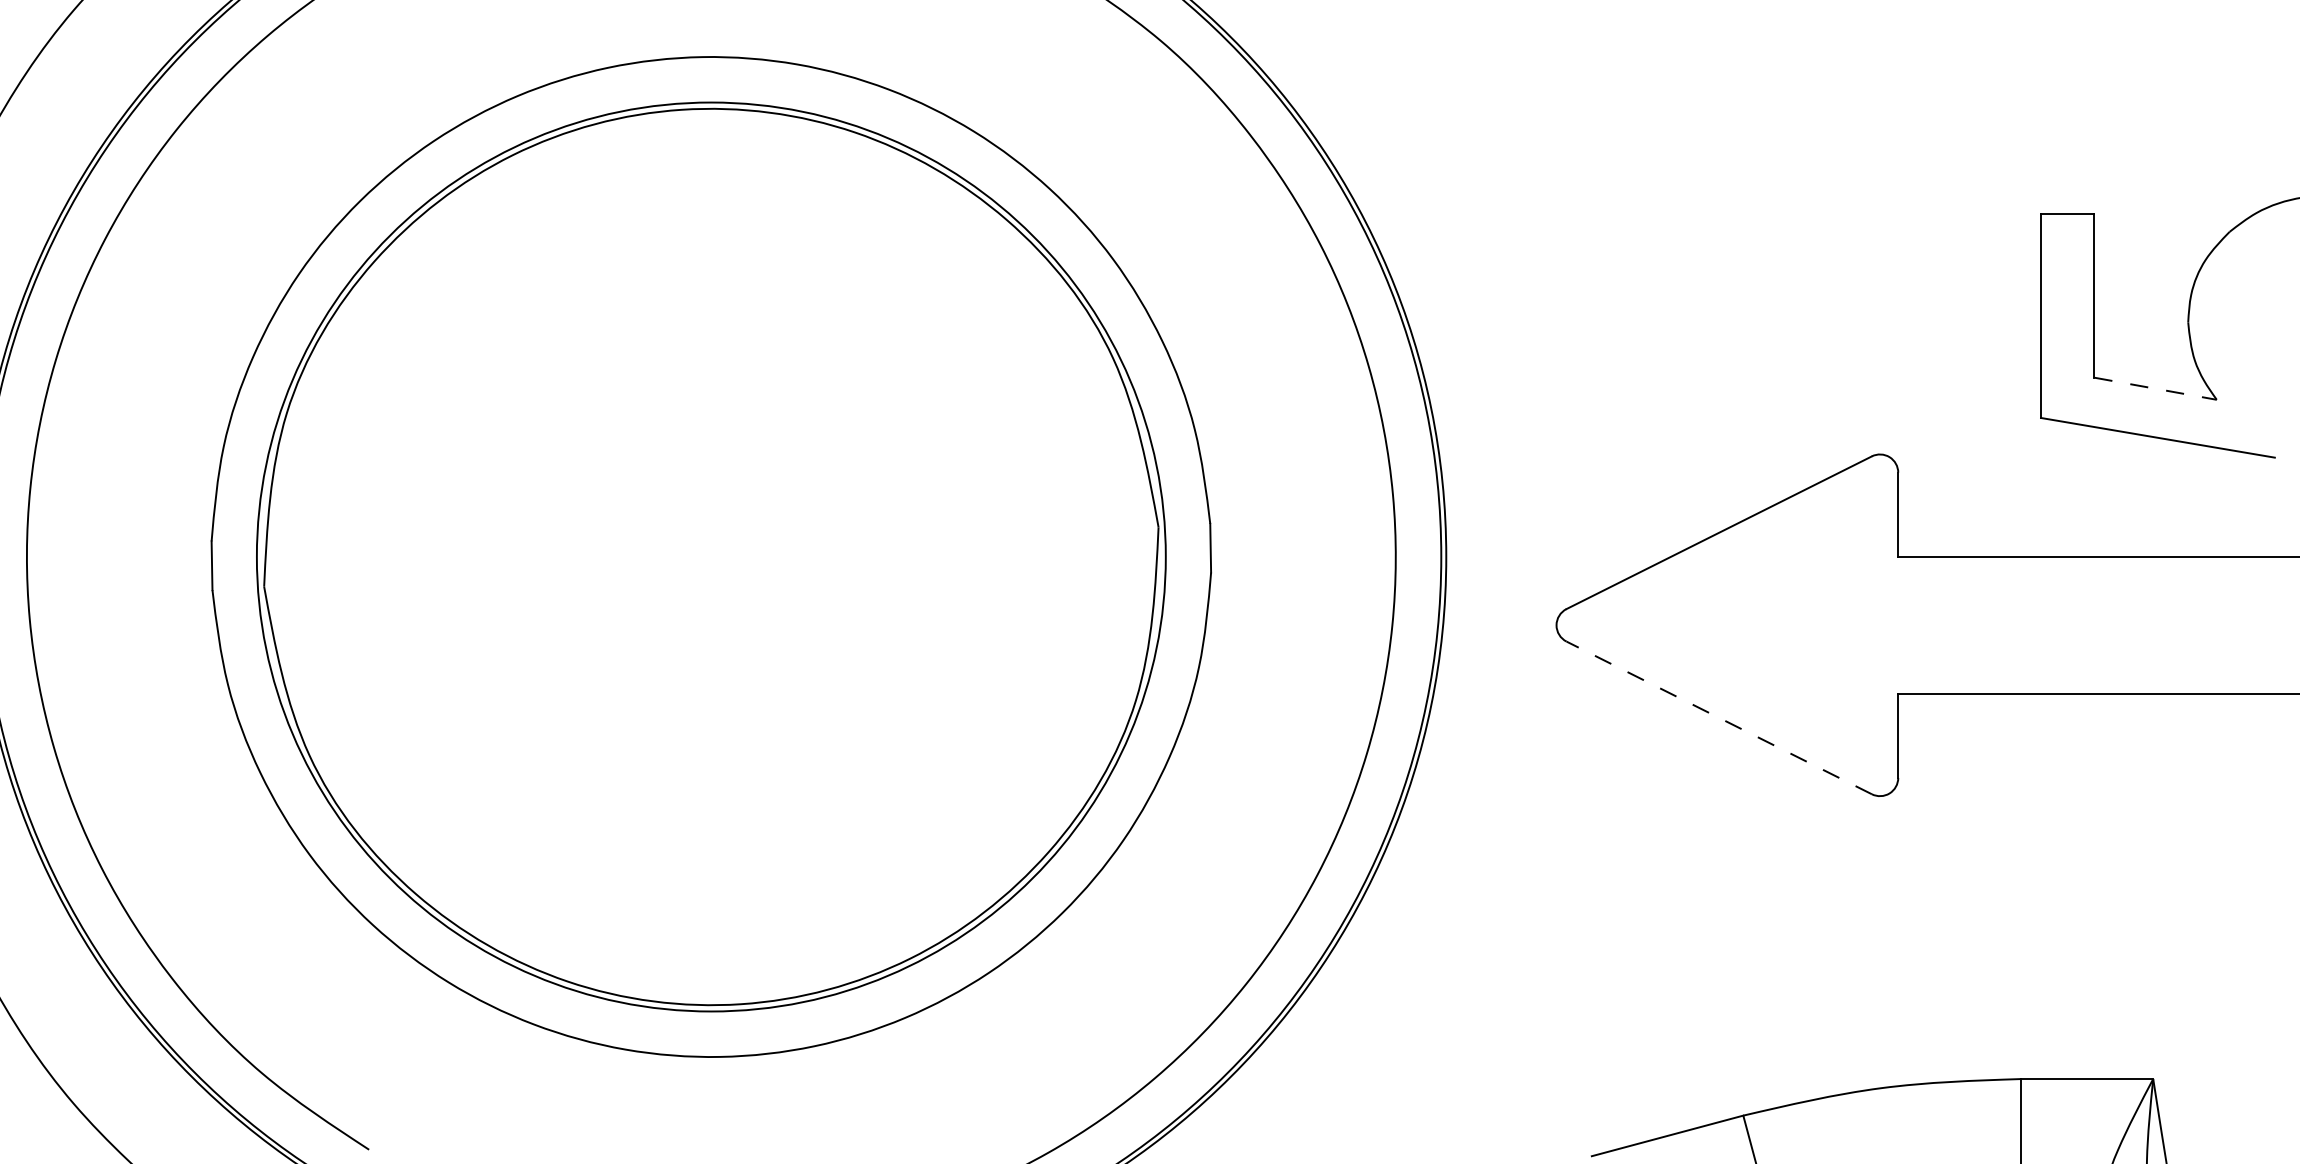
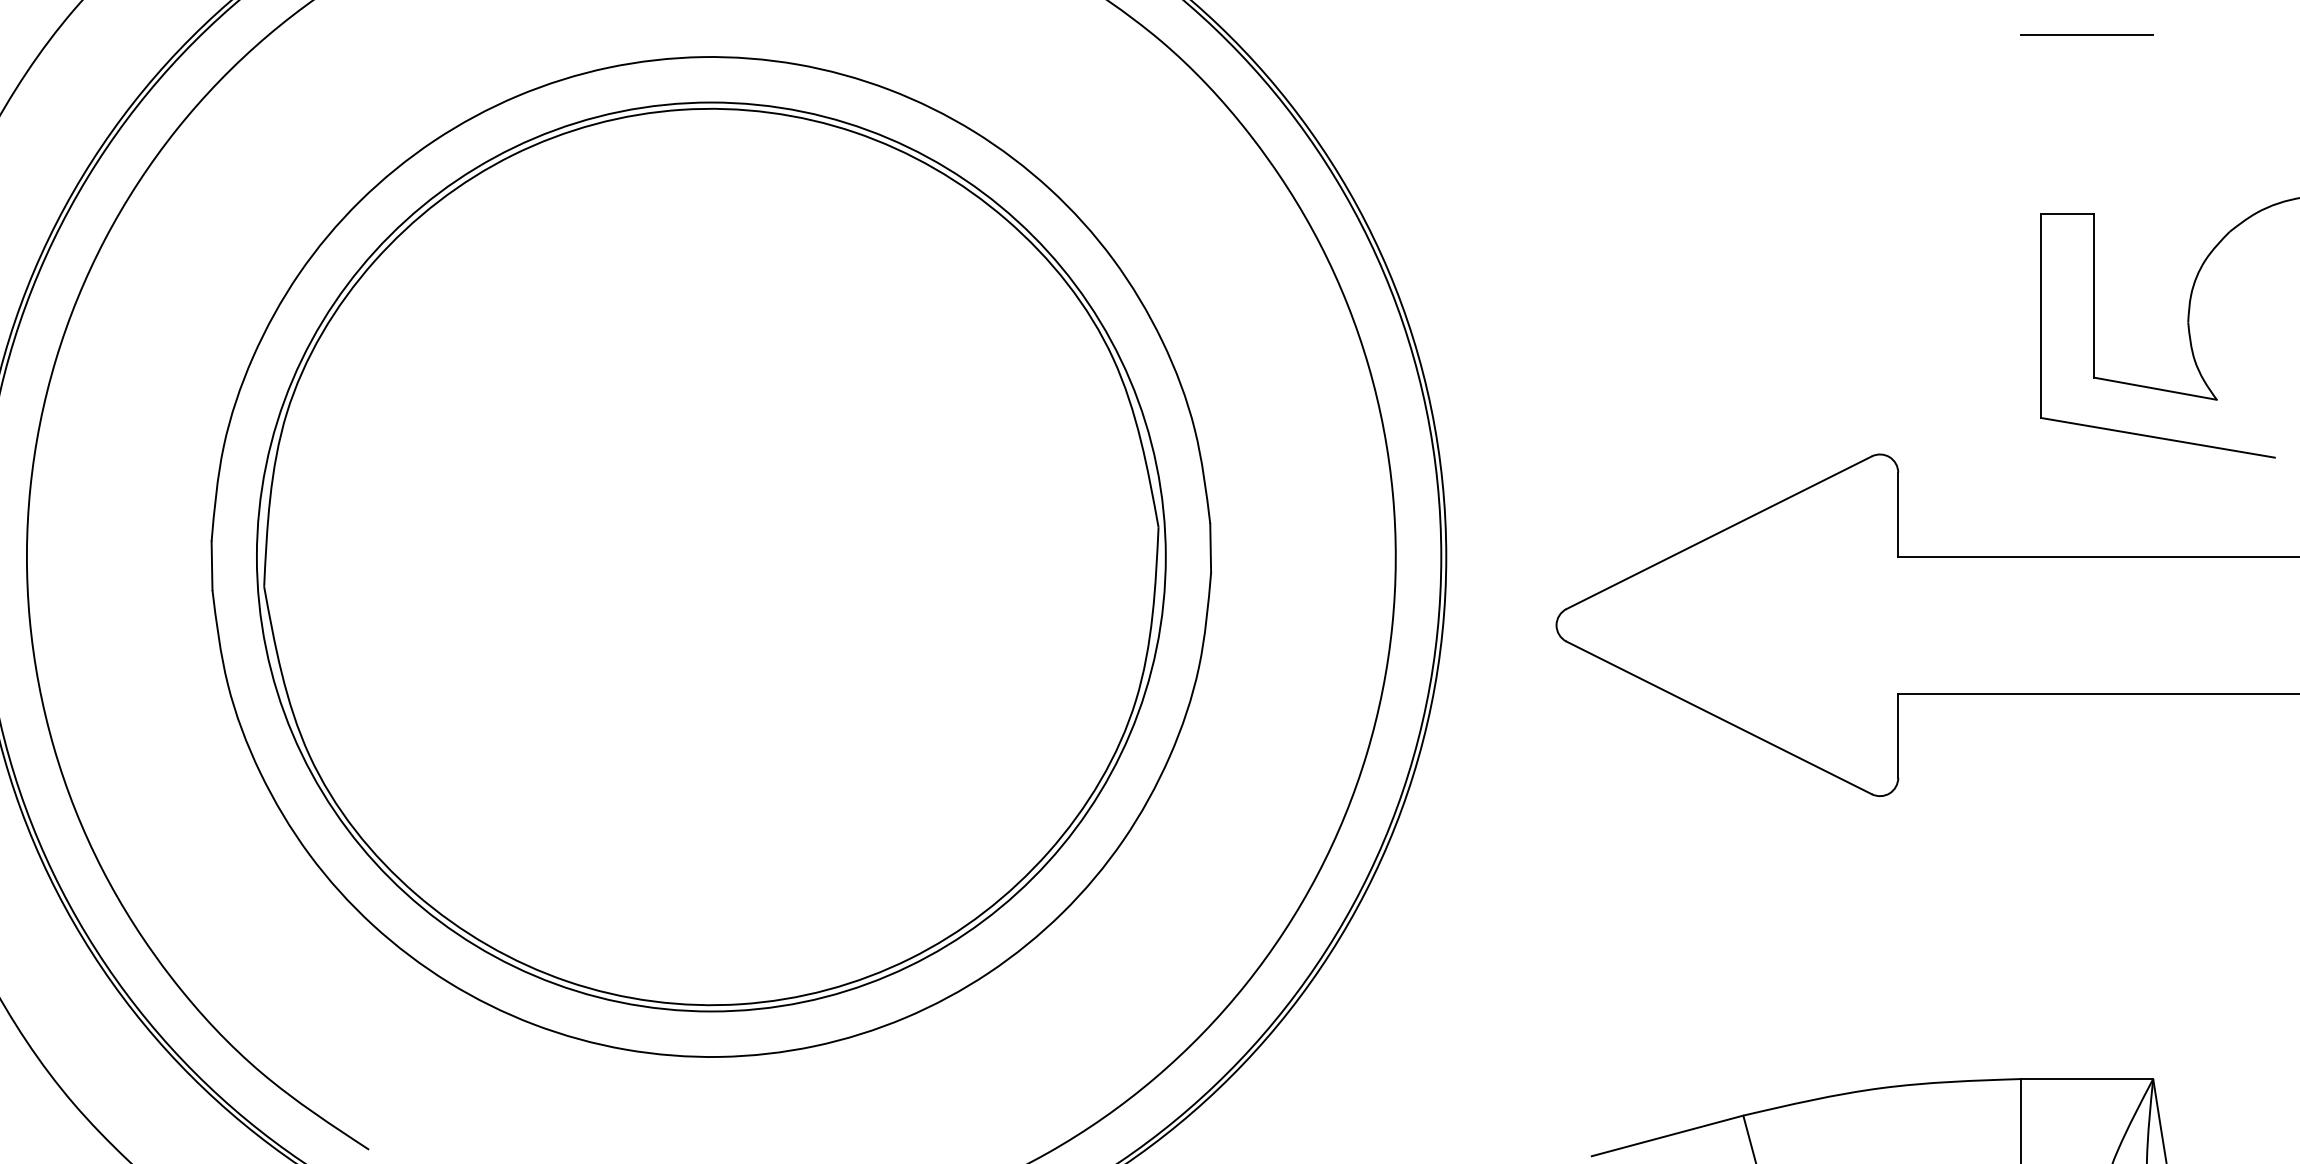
line: none -> present (2087, 35)
line: dashed -> solid (2156, 388)
line: dashed -> solid (1719, 717)
